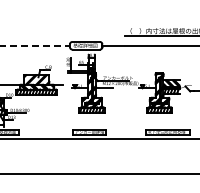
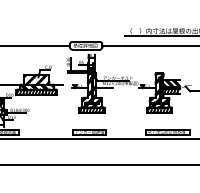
line: dashed -> solid (35, 45)
line position: (99, 174) -> (99, 165) (99, 165)
